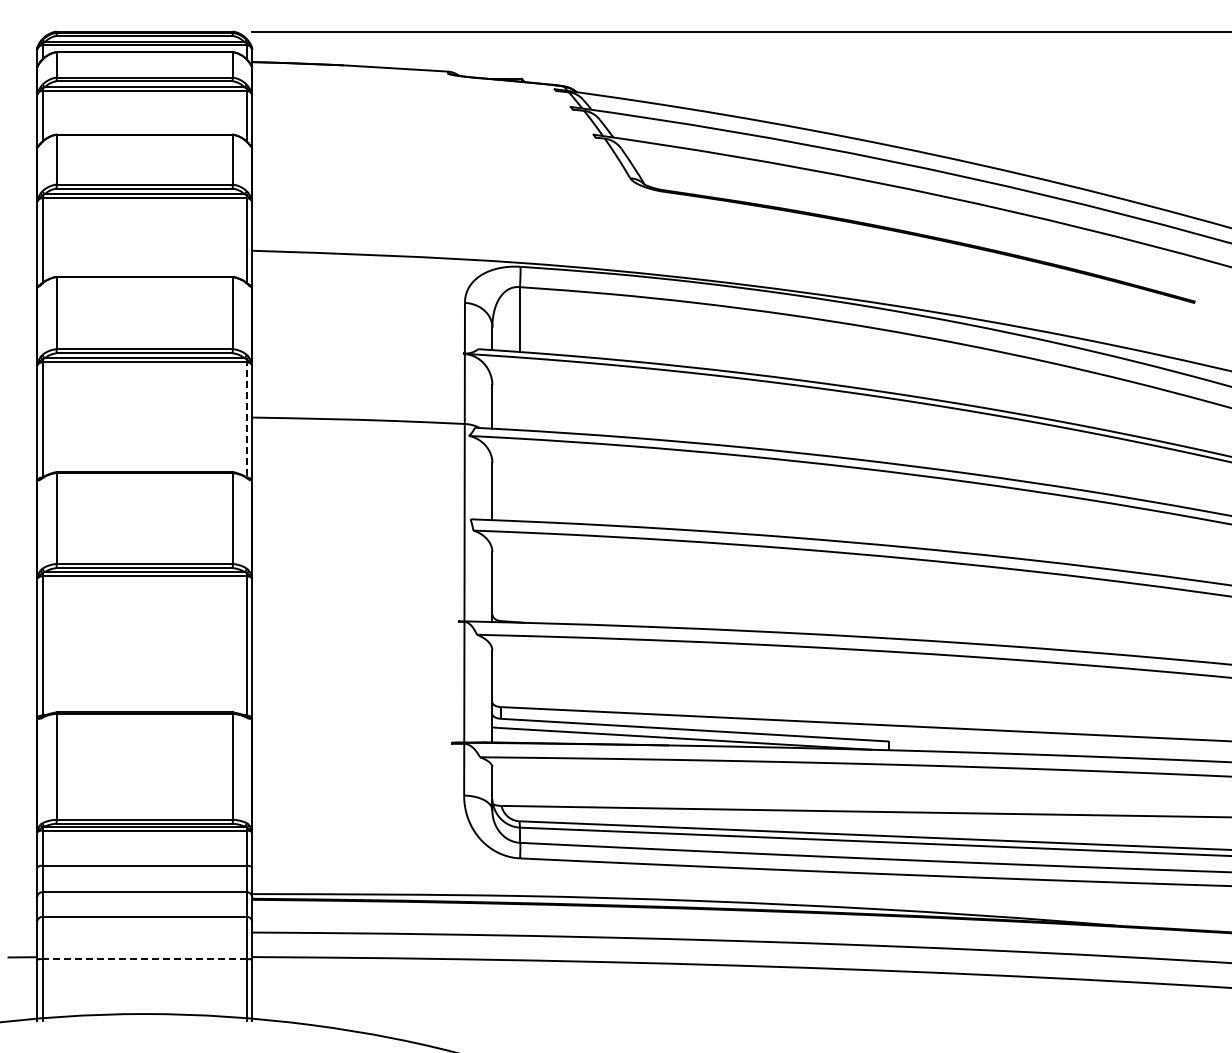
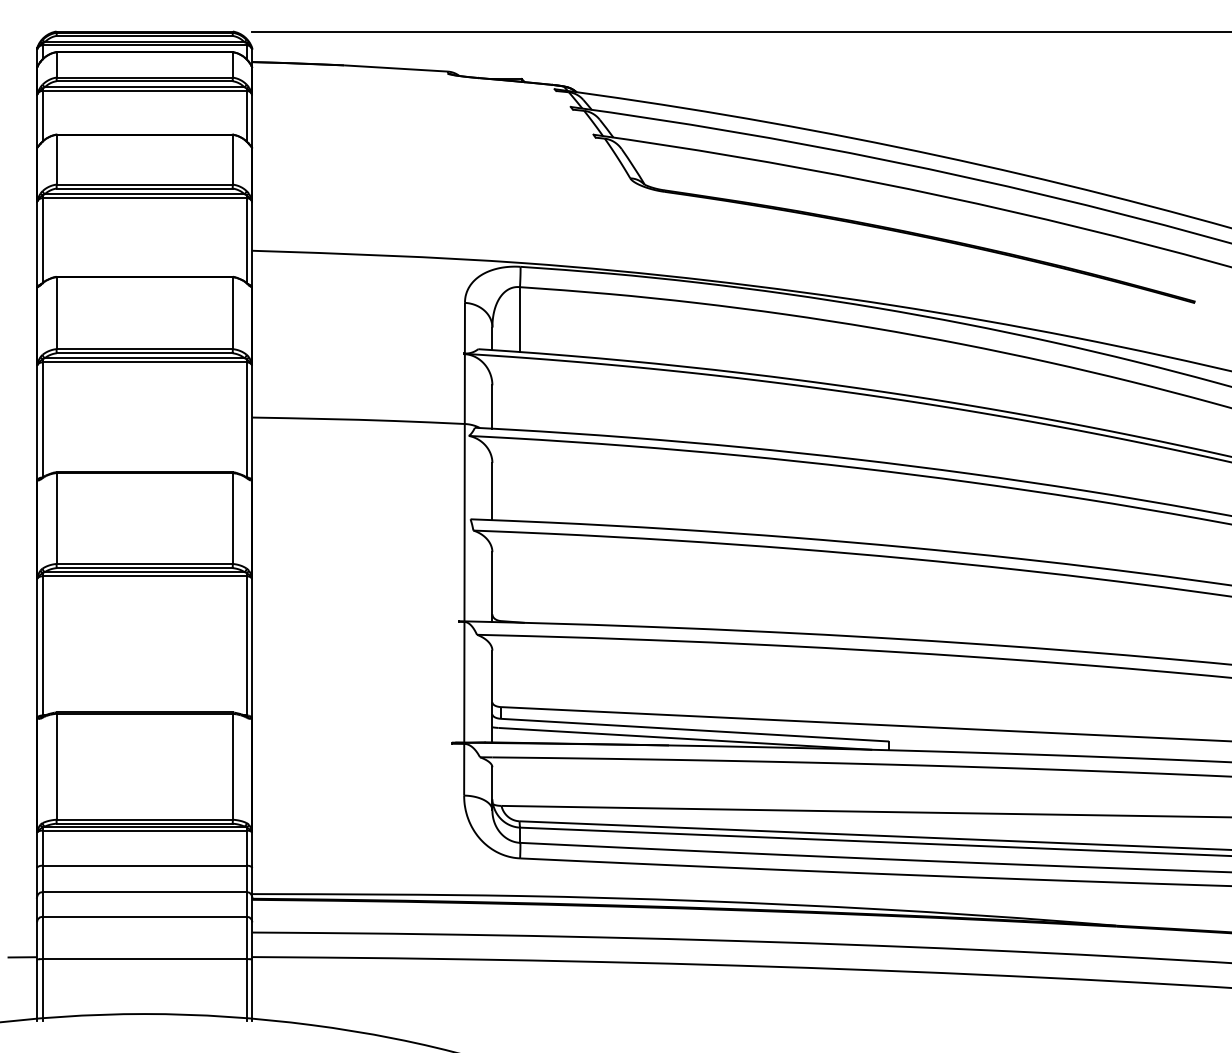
line: dashed -> solid (246, 418)
line: dashed -> solid (144, 959)
